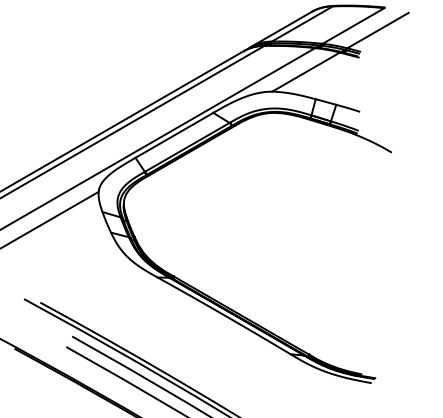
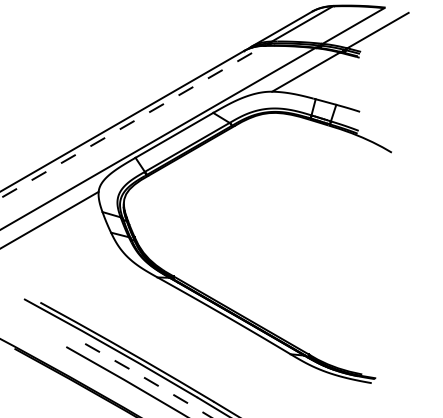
line: solid -> dashed (133, 121)
line: solid -> dashed (142, 376)
